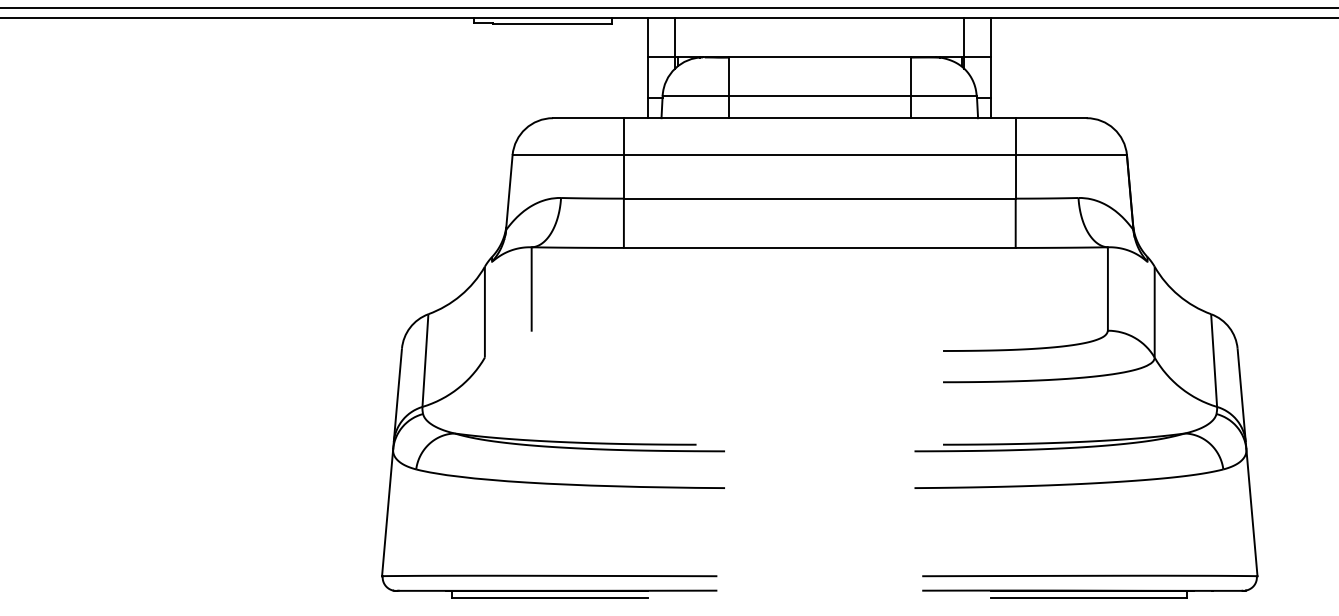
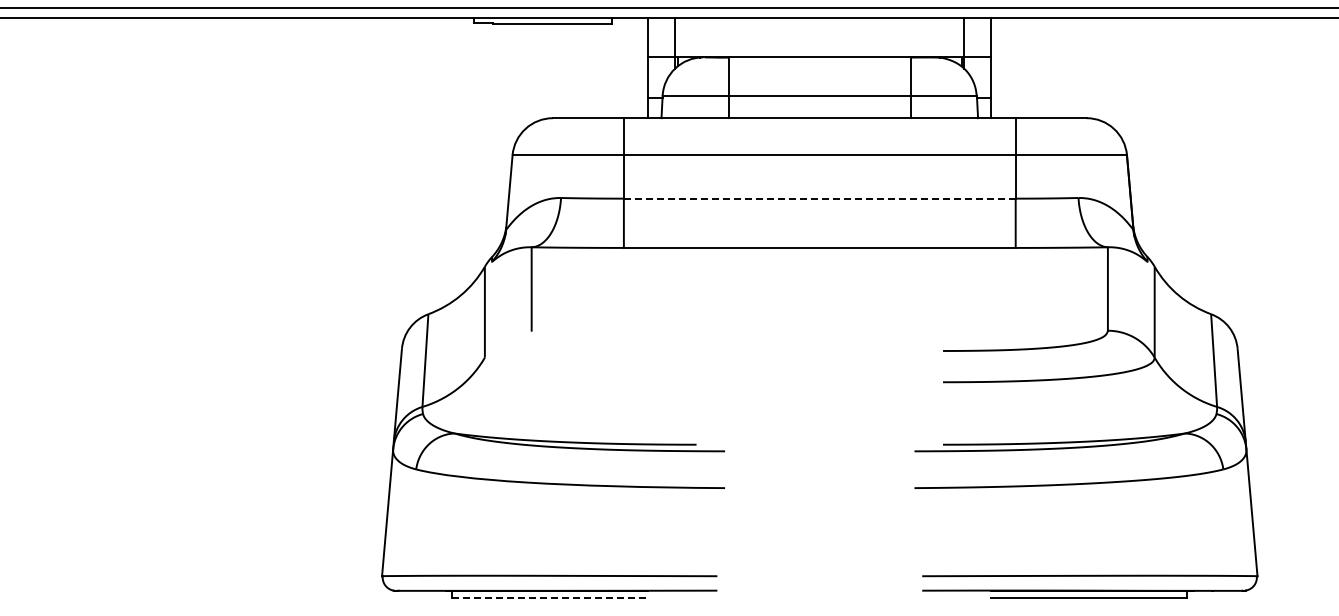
line: solid -> dashed (819, 198)
line: solid -> dashed (550, 597)
